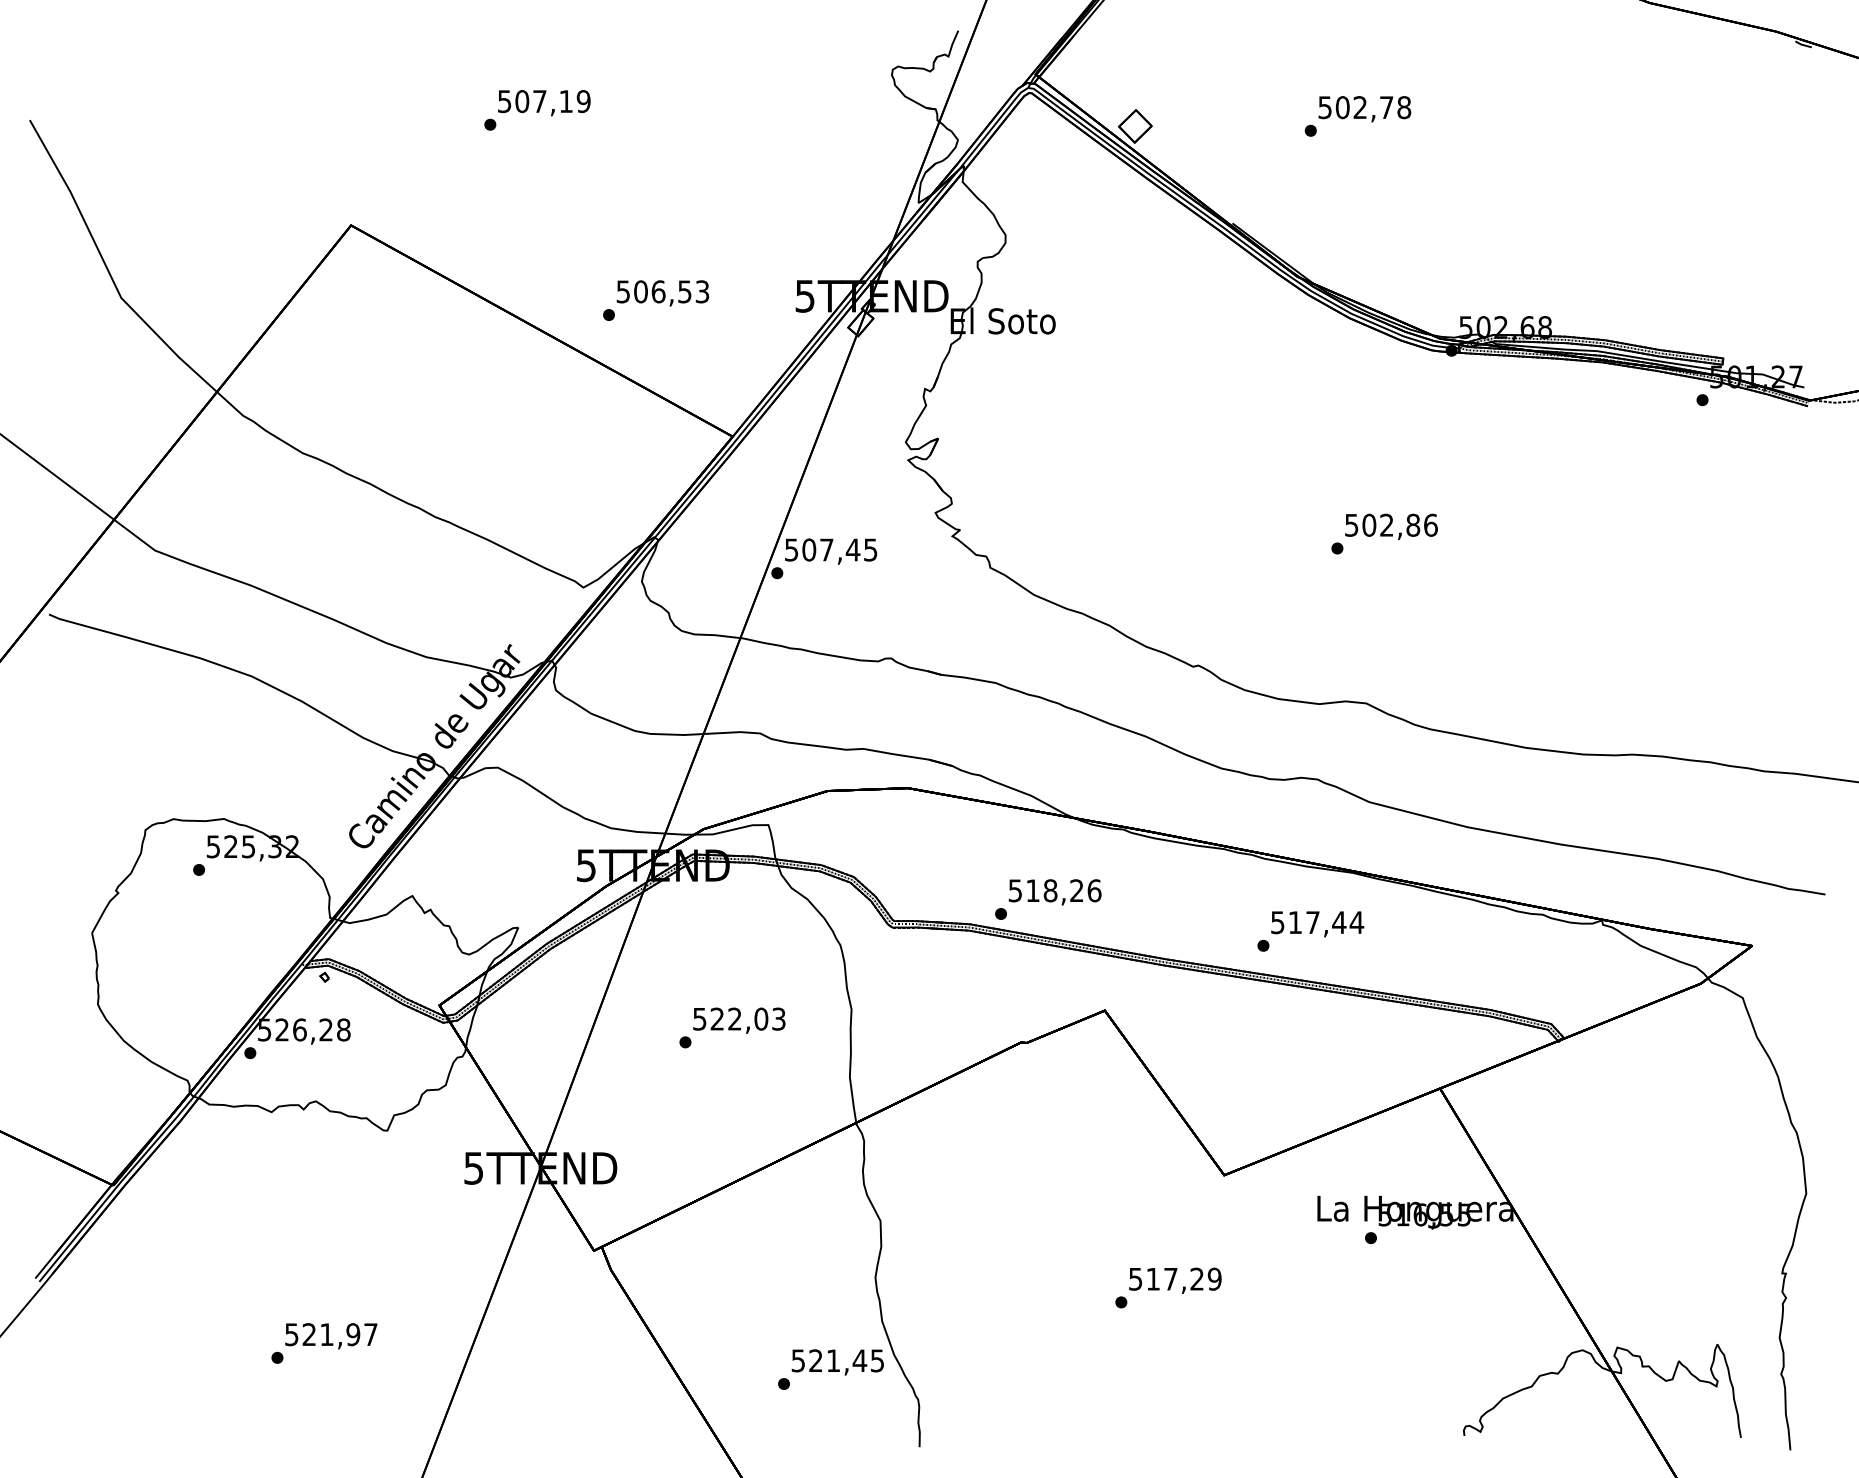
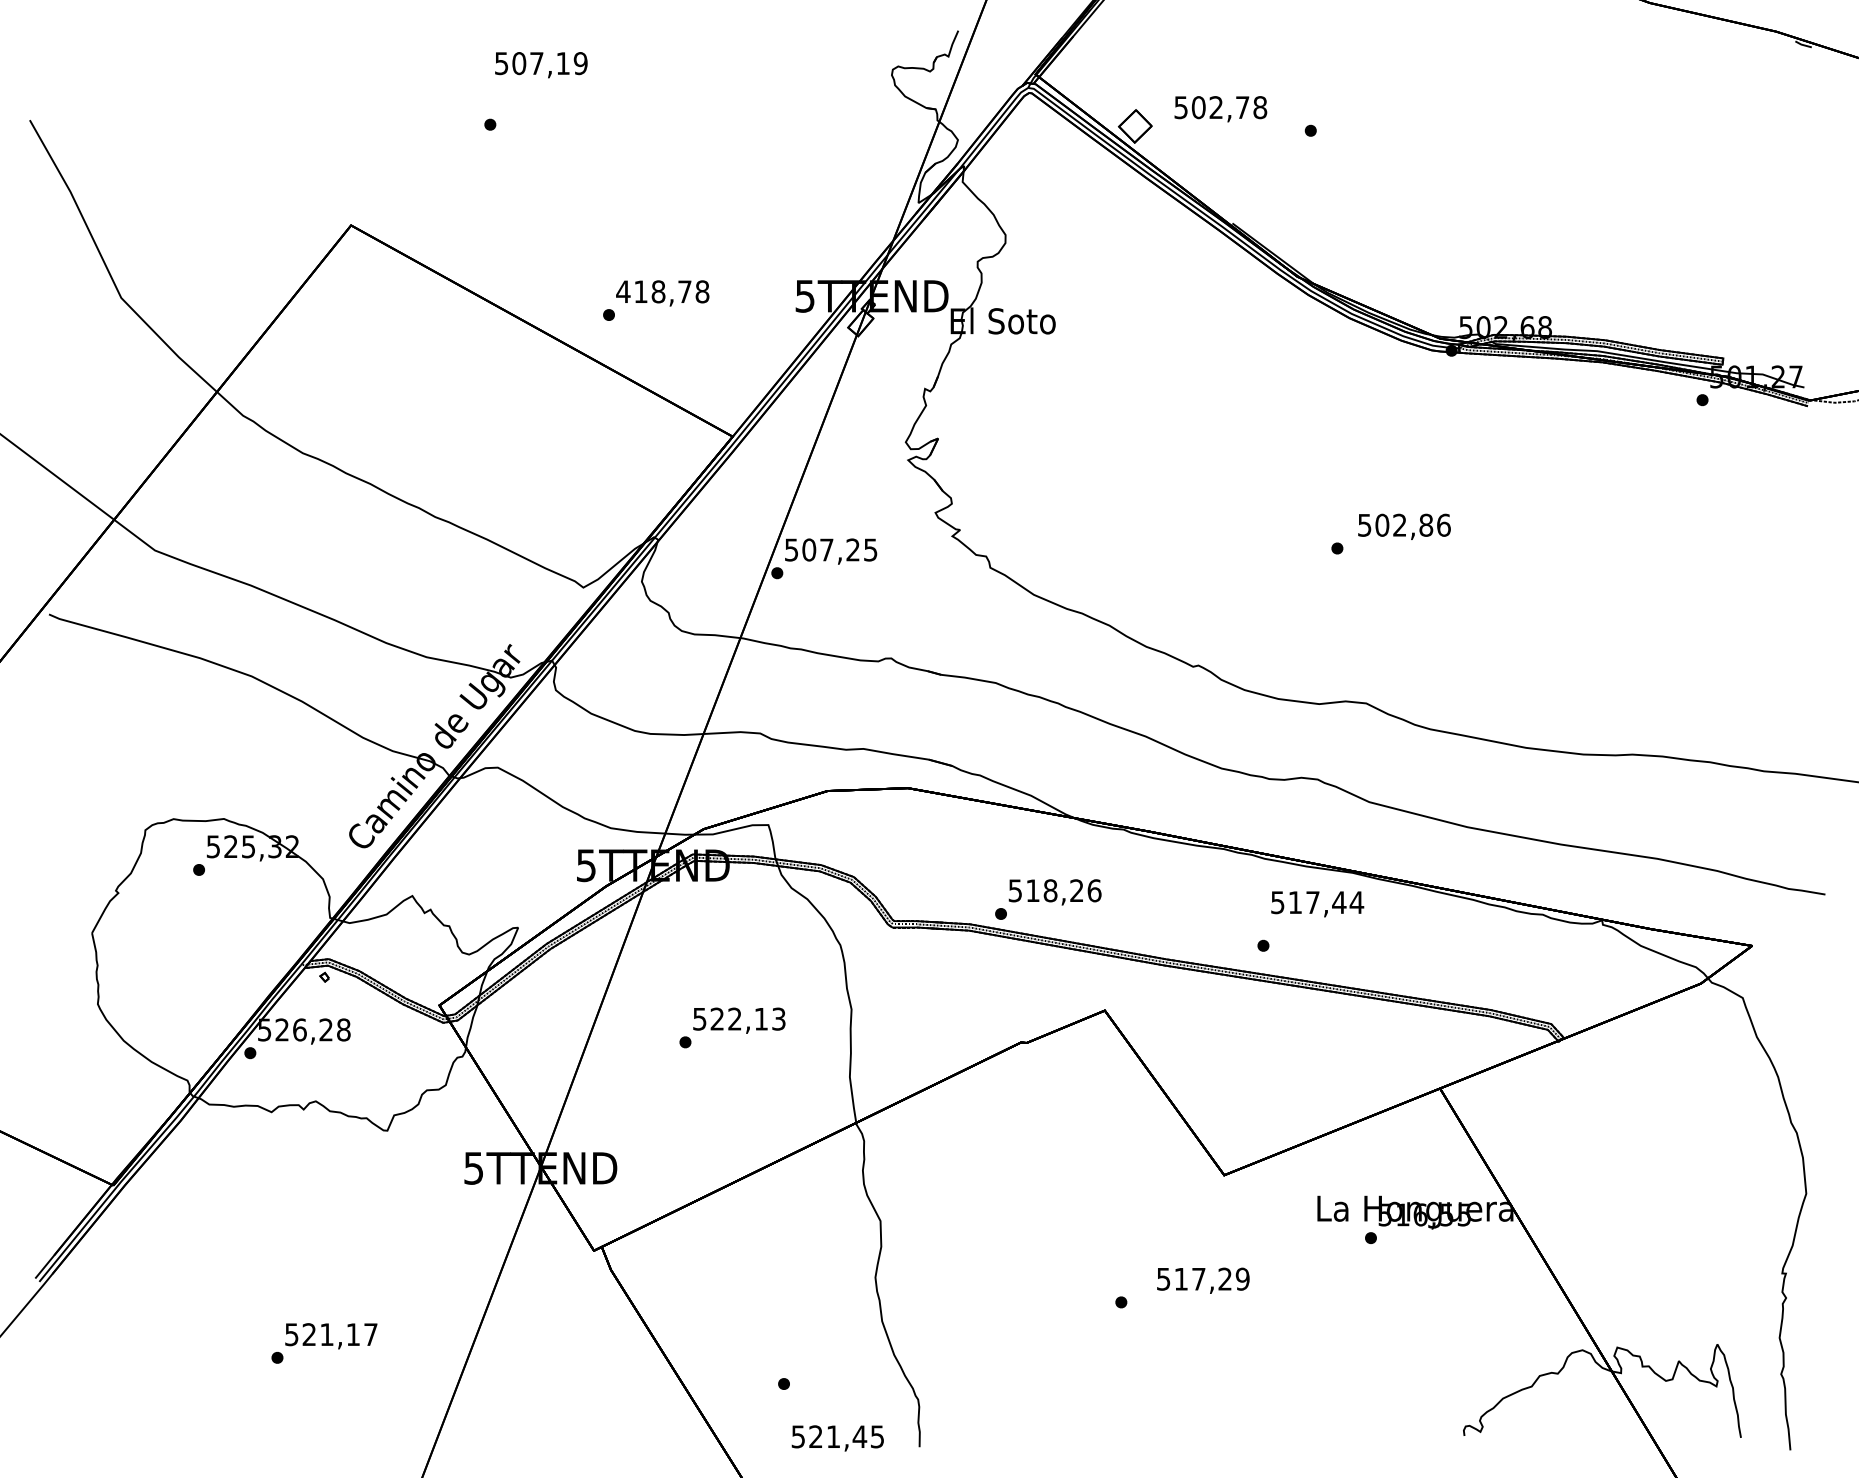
text position: (544, 103) -> (541, 65) (541, 65)
text position: (1364, 109) -> (1220, 109) (1220, 109)
text: 506,53 -> 418,78 (662, 291)
text position: (1391, 526) -> (1404, 526) (1404, 526)
text: 507,45 -> 507,25 (852, 549)
text position: (1317, 924) -> (1317, 904) (1317, 904)
text: 522,03 -> 522,13 (761, 1018)
text position: (1175, 1280) -> (1203, 1280) (1203, 1280)
text: 521,97 -> 521,17 (353, 1334)
text position: (837, 1362) -> (837, 1438) (837, 1438)
